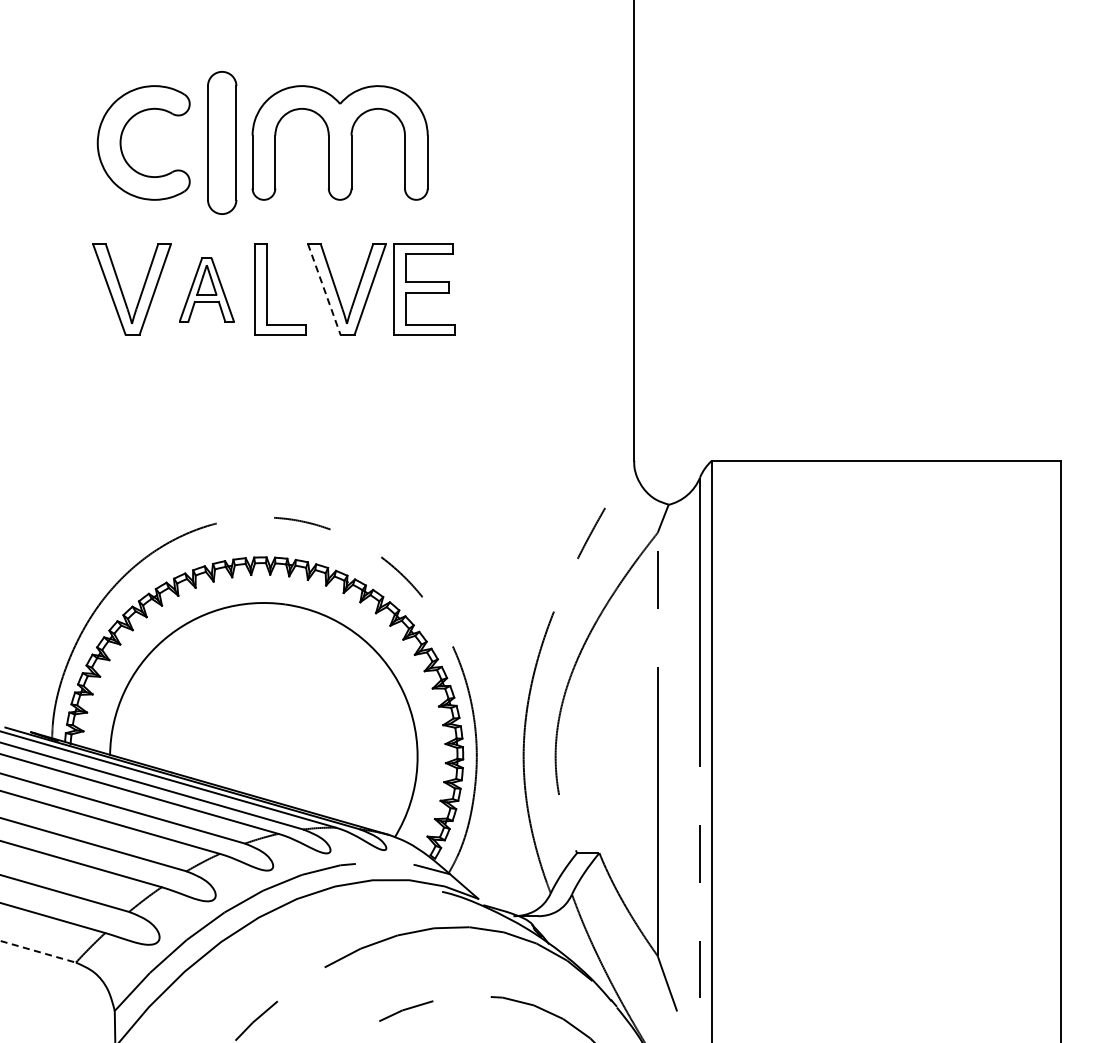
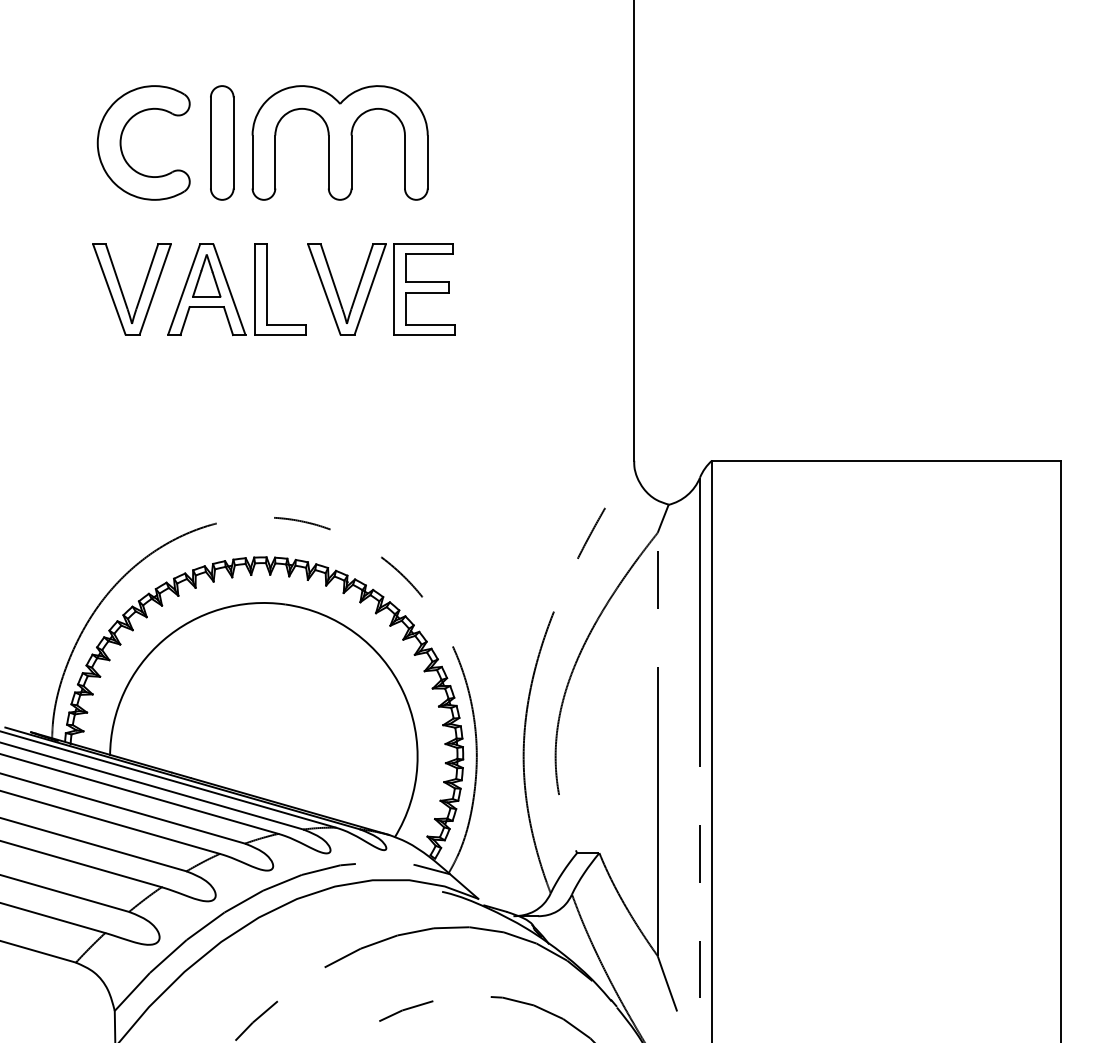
part size: 31x144 px -> 25x116 px (222, 142)
part size: 56x66 px -> 80x94 px (206, 289)
line: dashed -> solid (324, 290)
line: dashed -> solid (38, 951)
